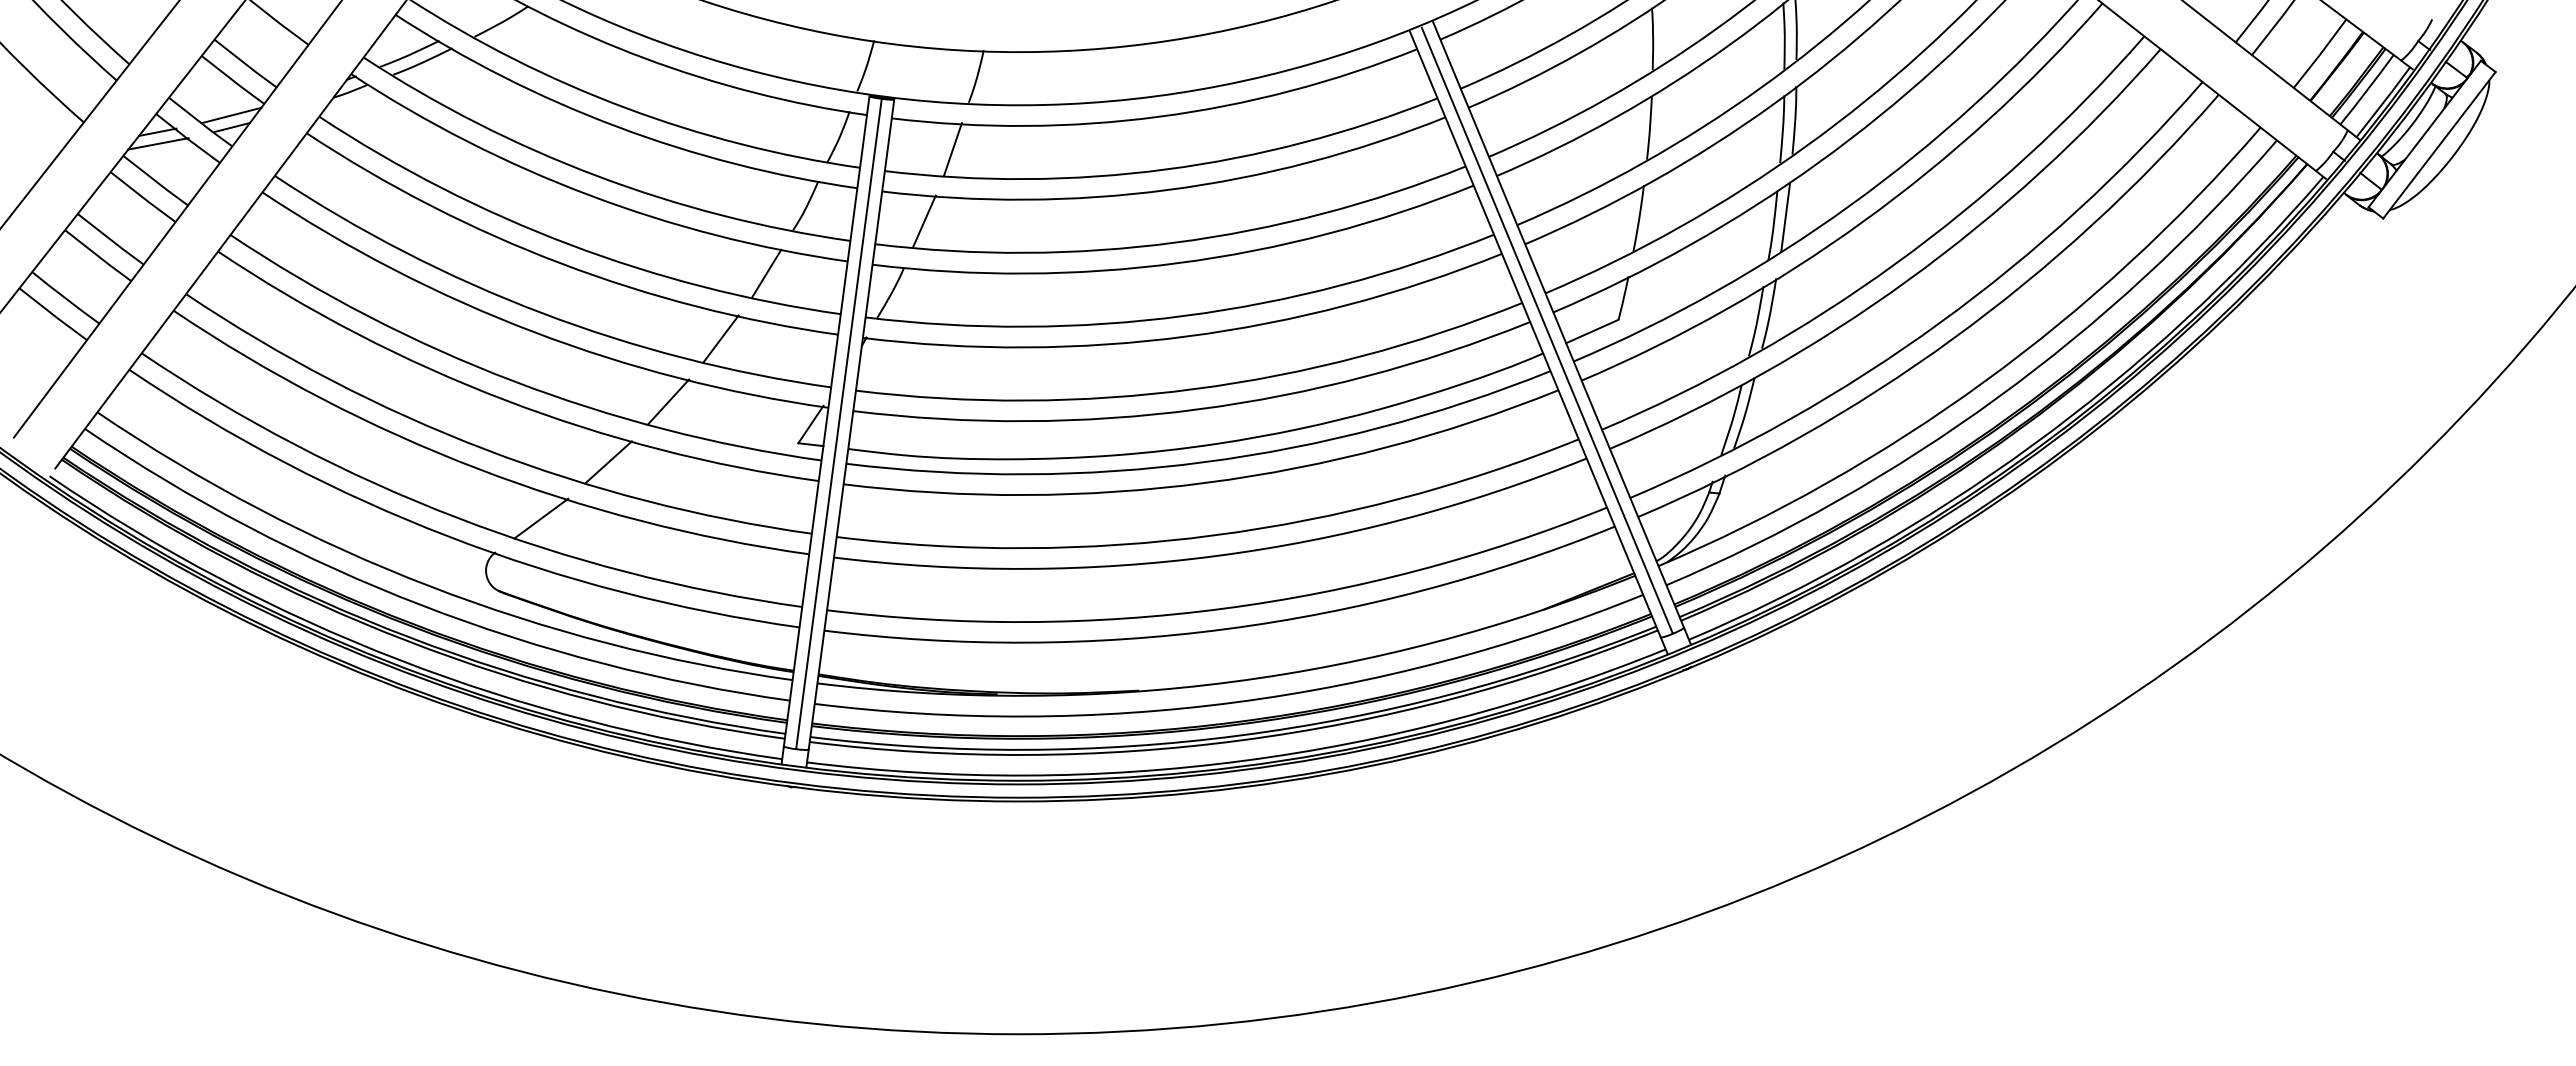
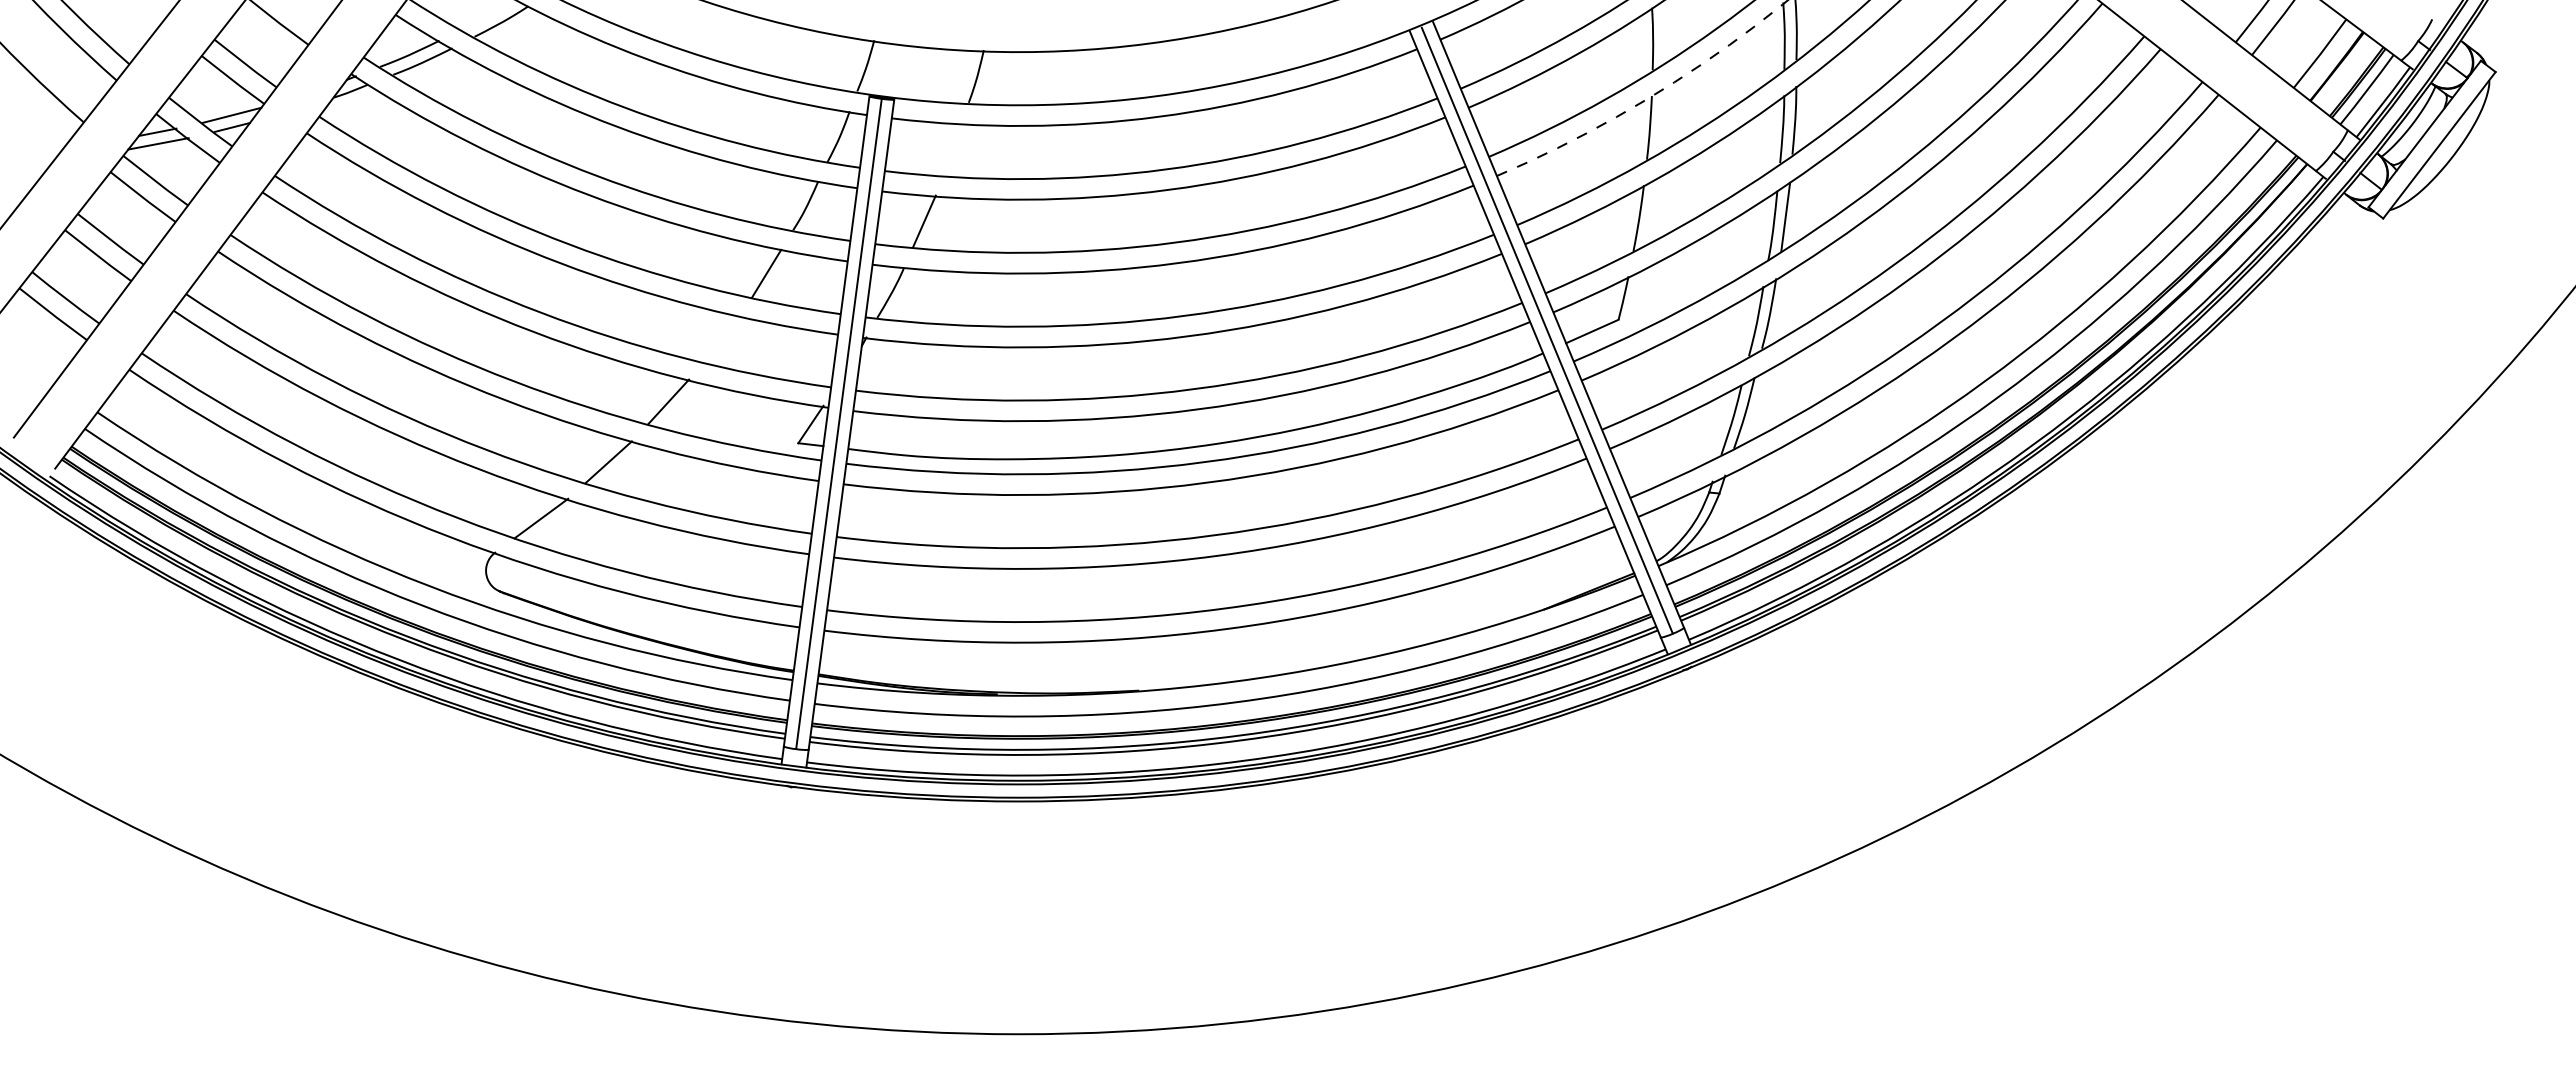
arc: solid -> dashed (1649, 97)
line: present -> none (952, 149)
line: present -> none (720, 338)
